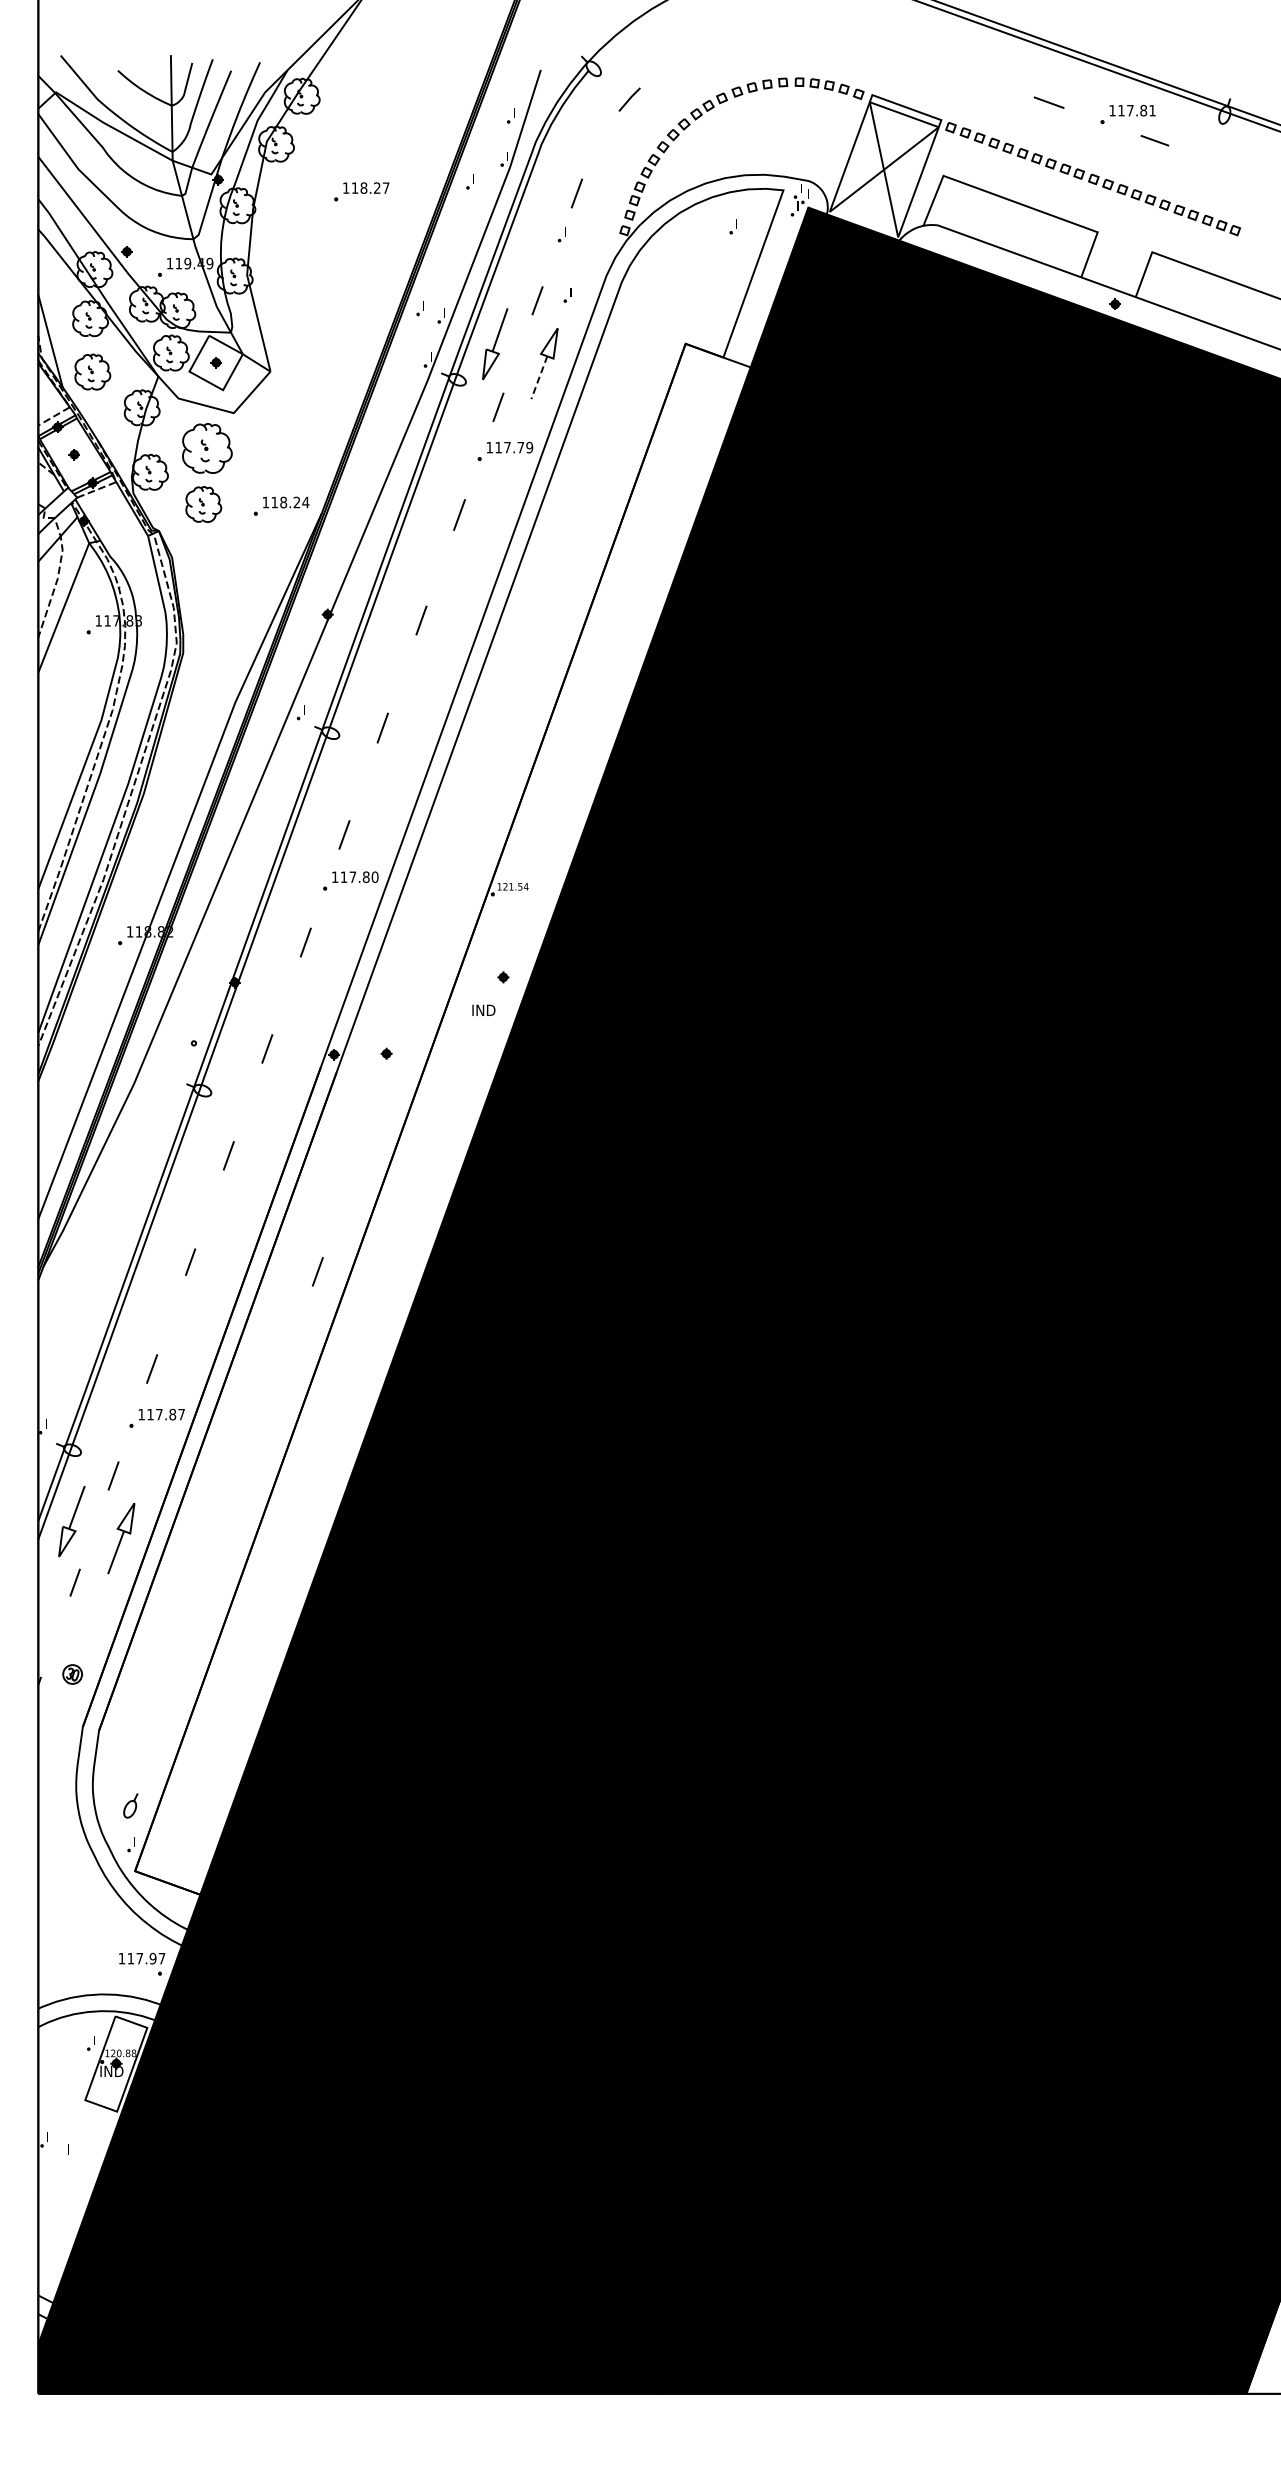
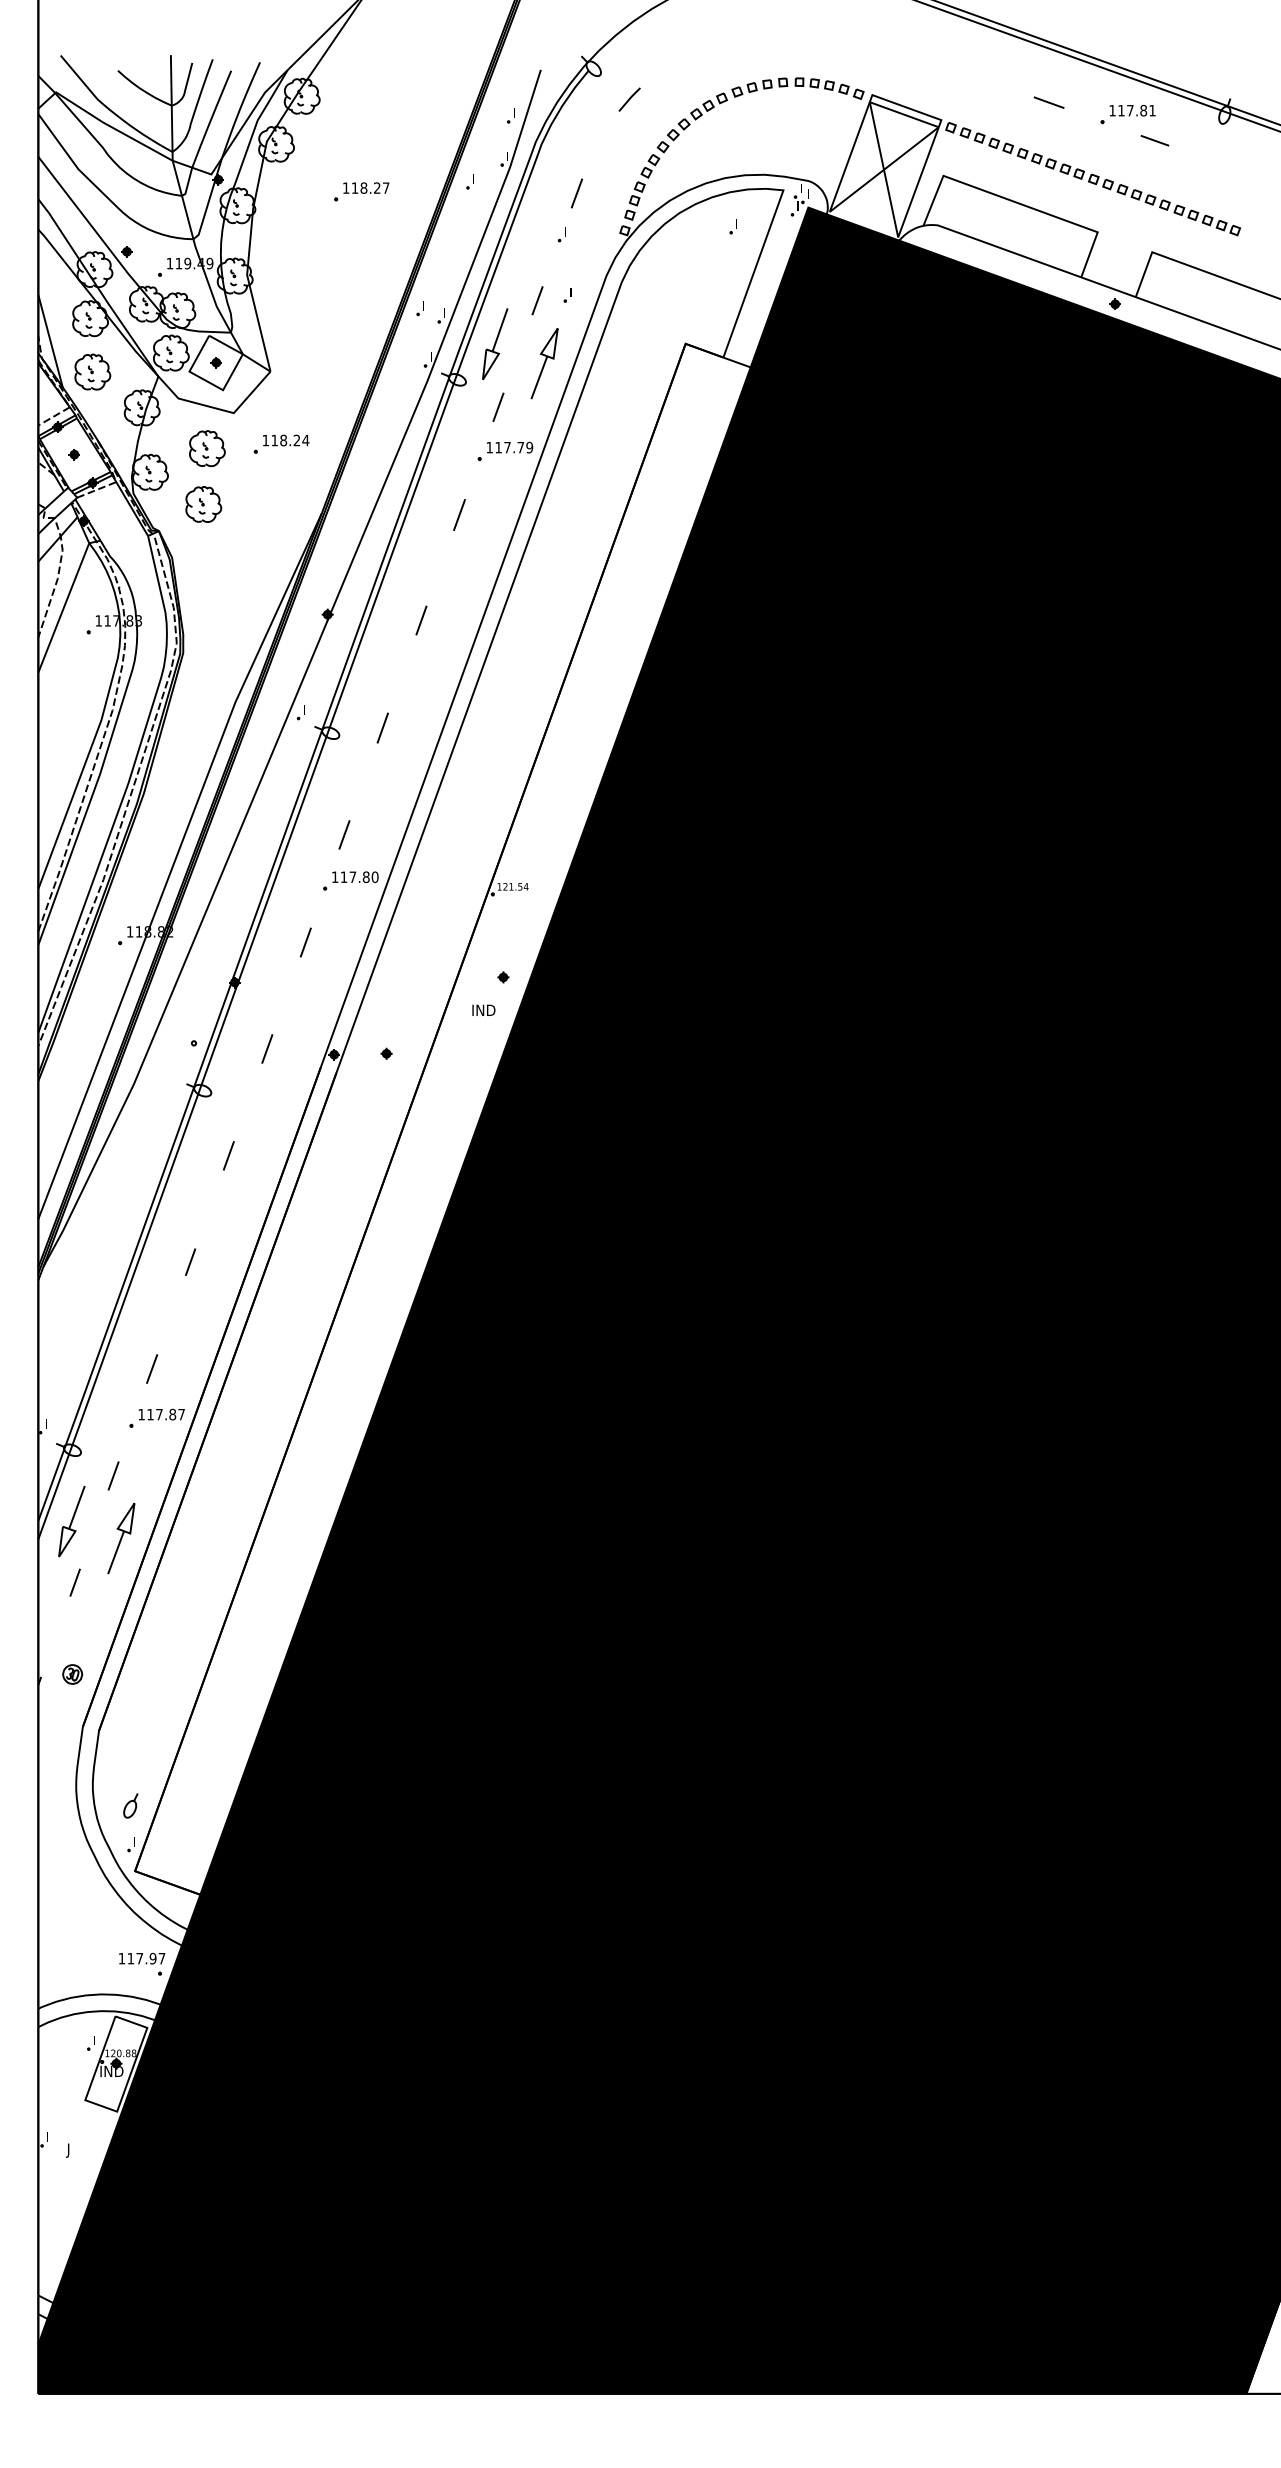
line: dashed -> solid (539, 377)
part size: 51x51 px -> 37x38 px (207, 448)
part position: (281, 505) -> (281, 443) (281, 443)
line: present -> none (317, 1271)
text: I -> J (67, 2150)
